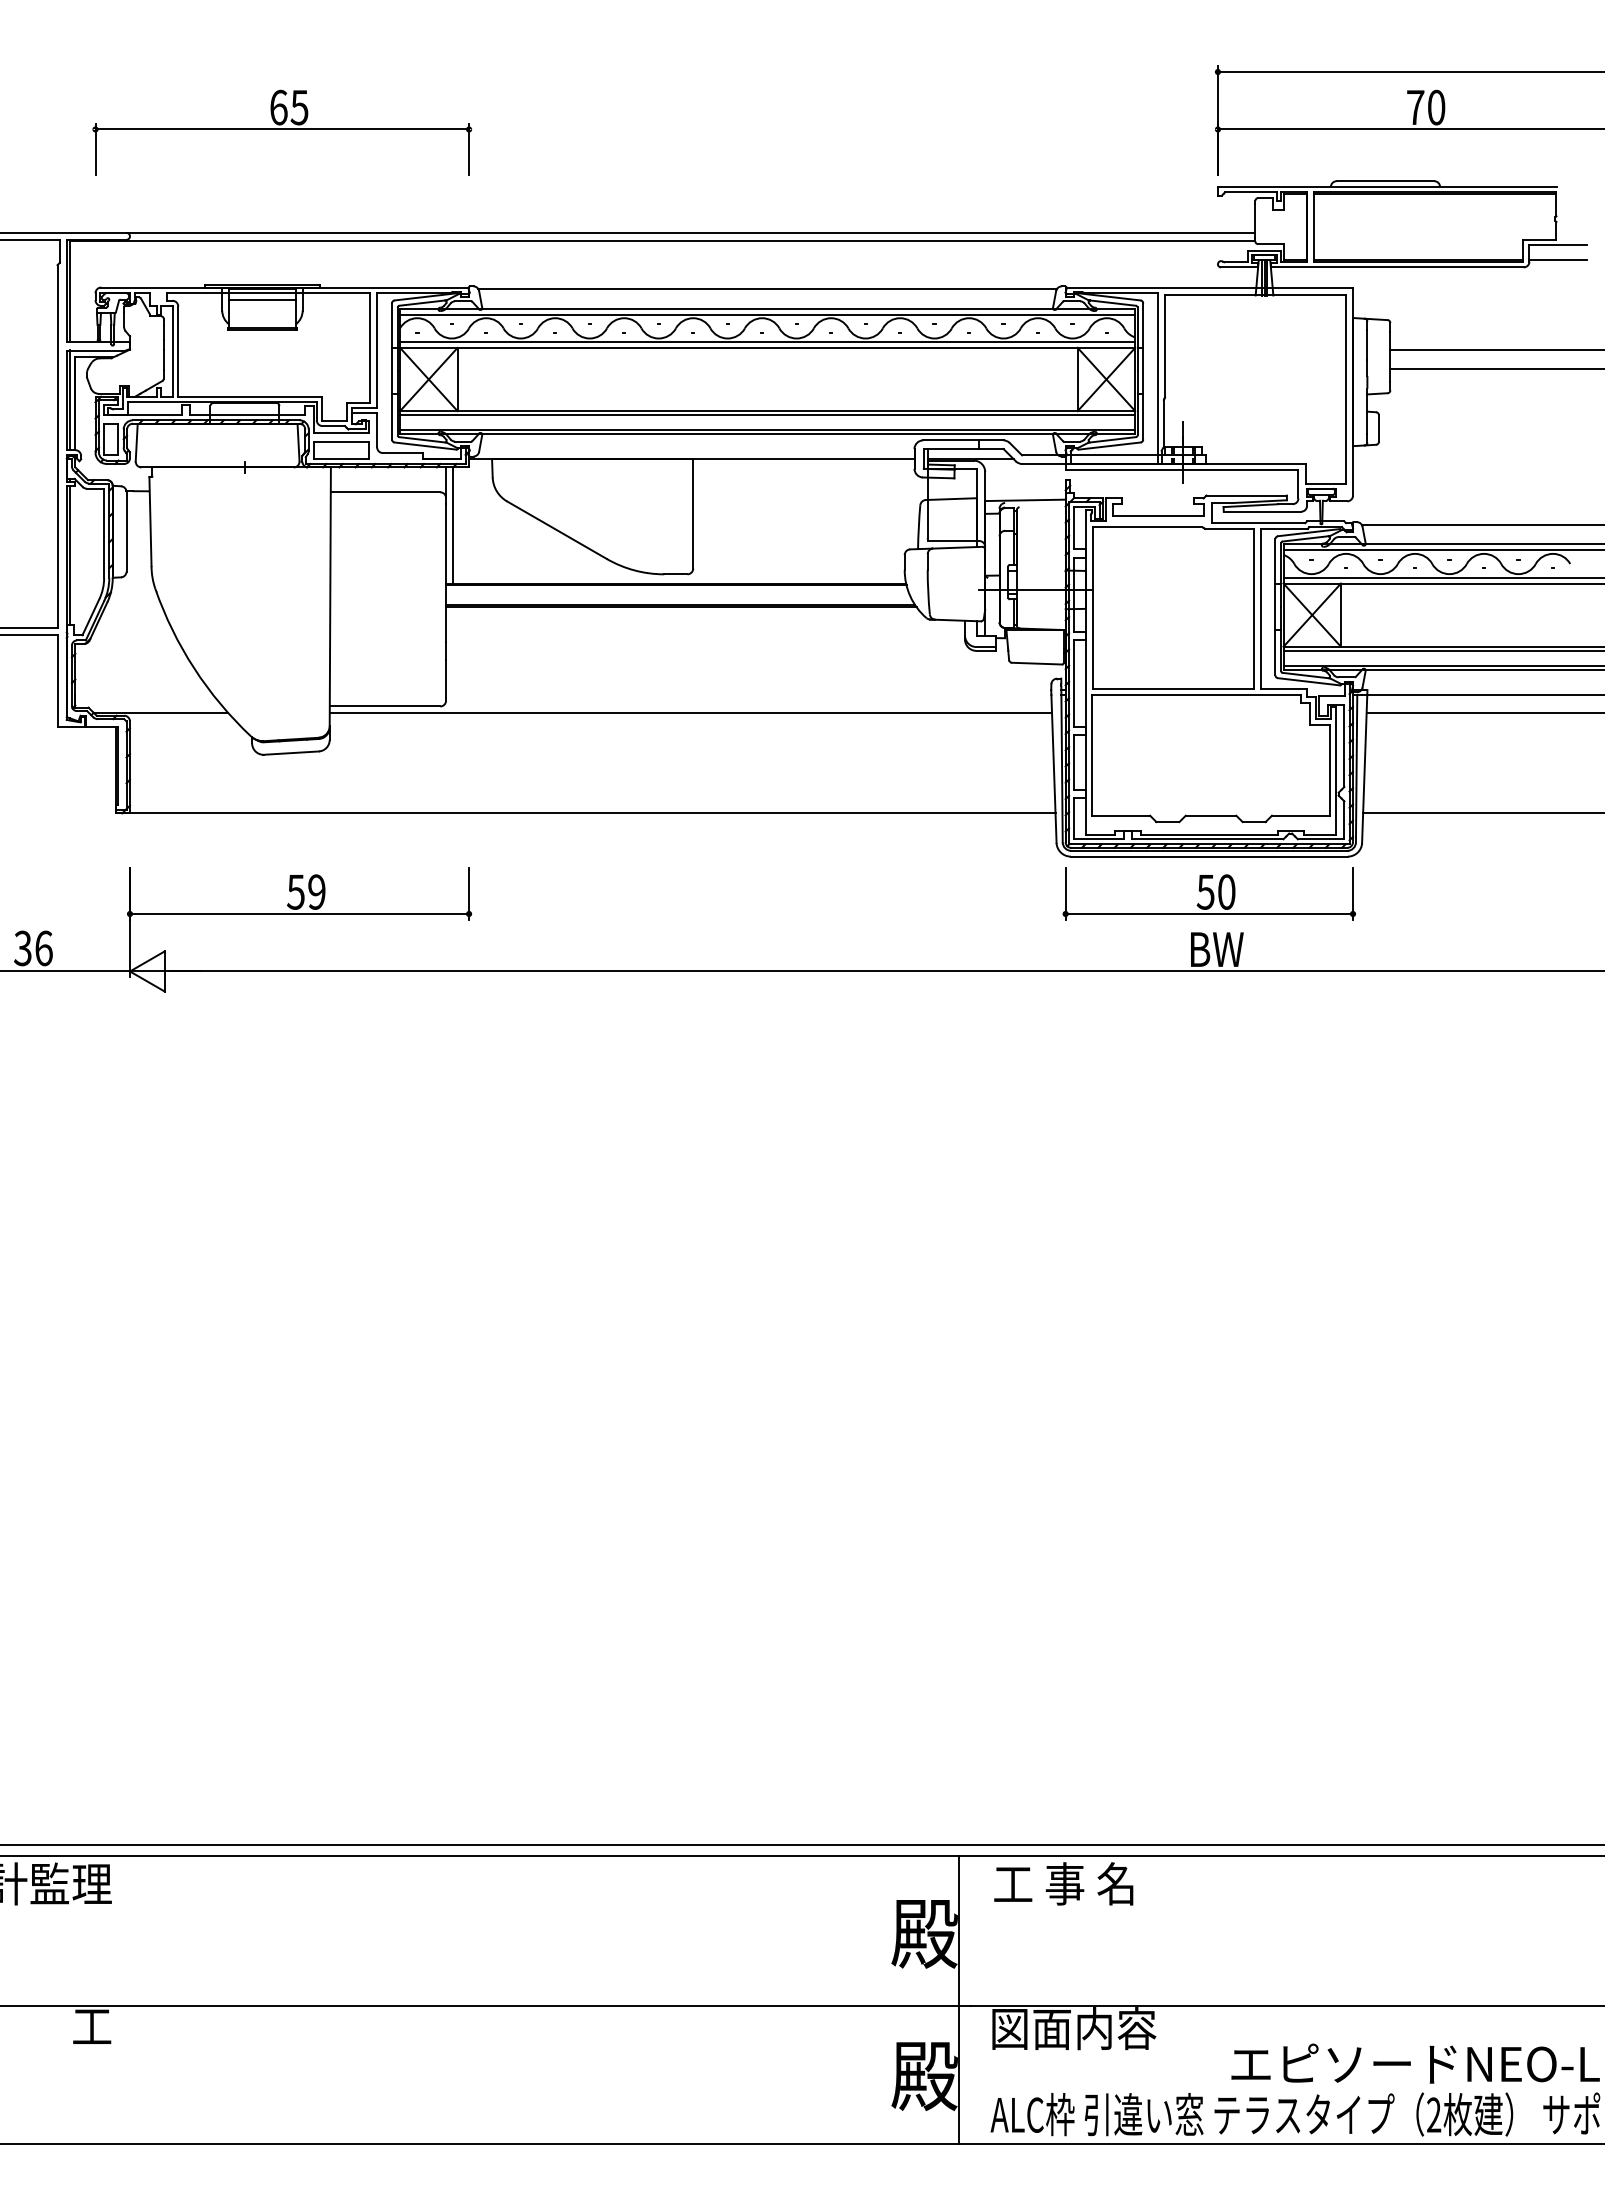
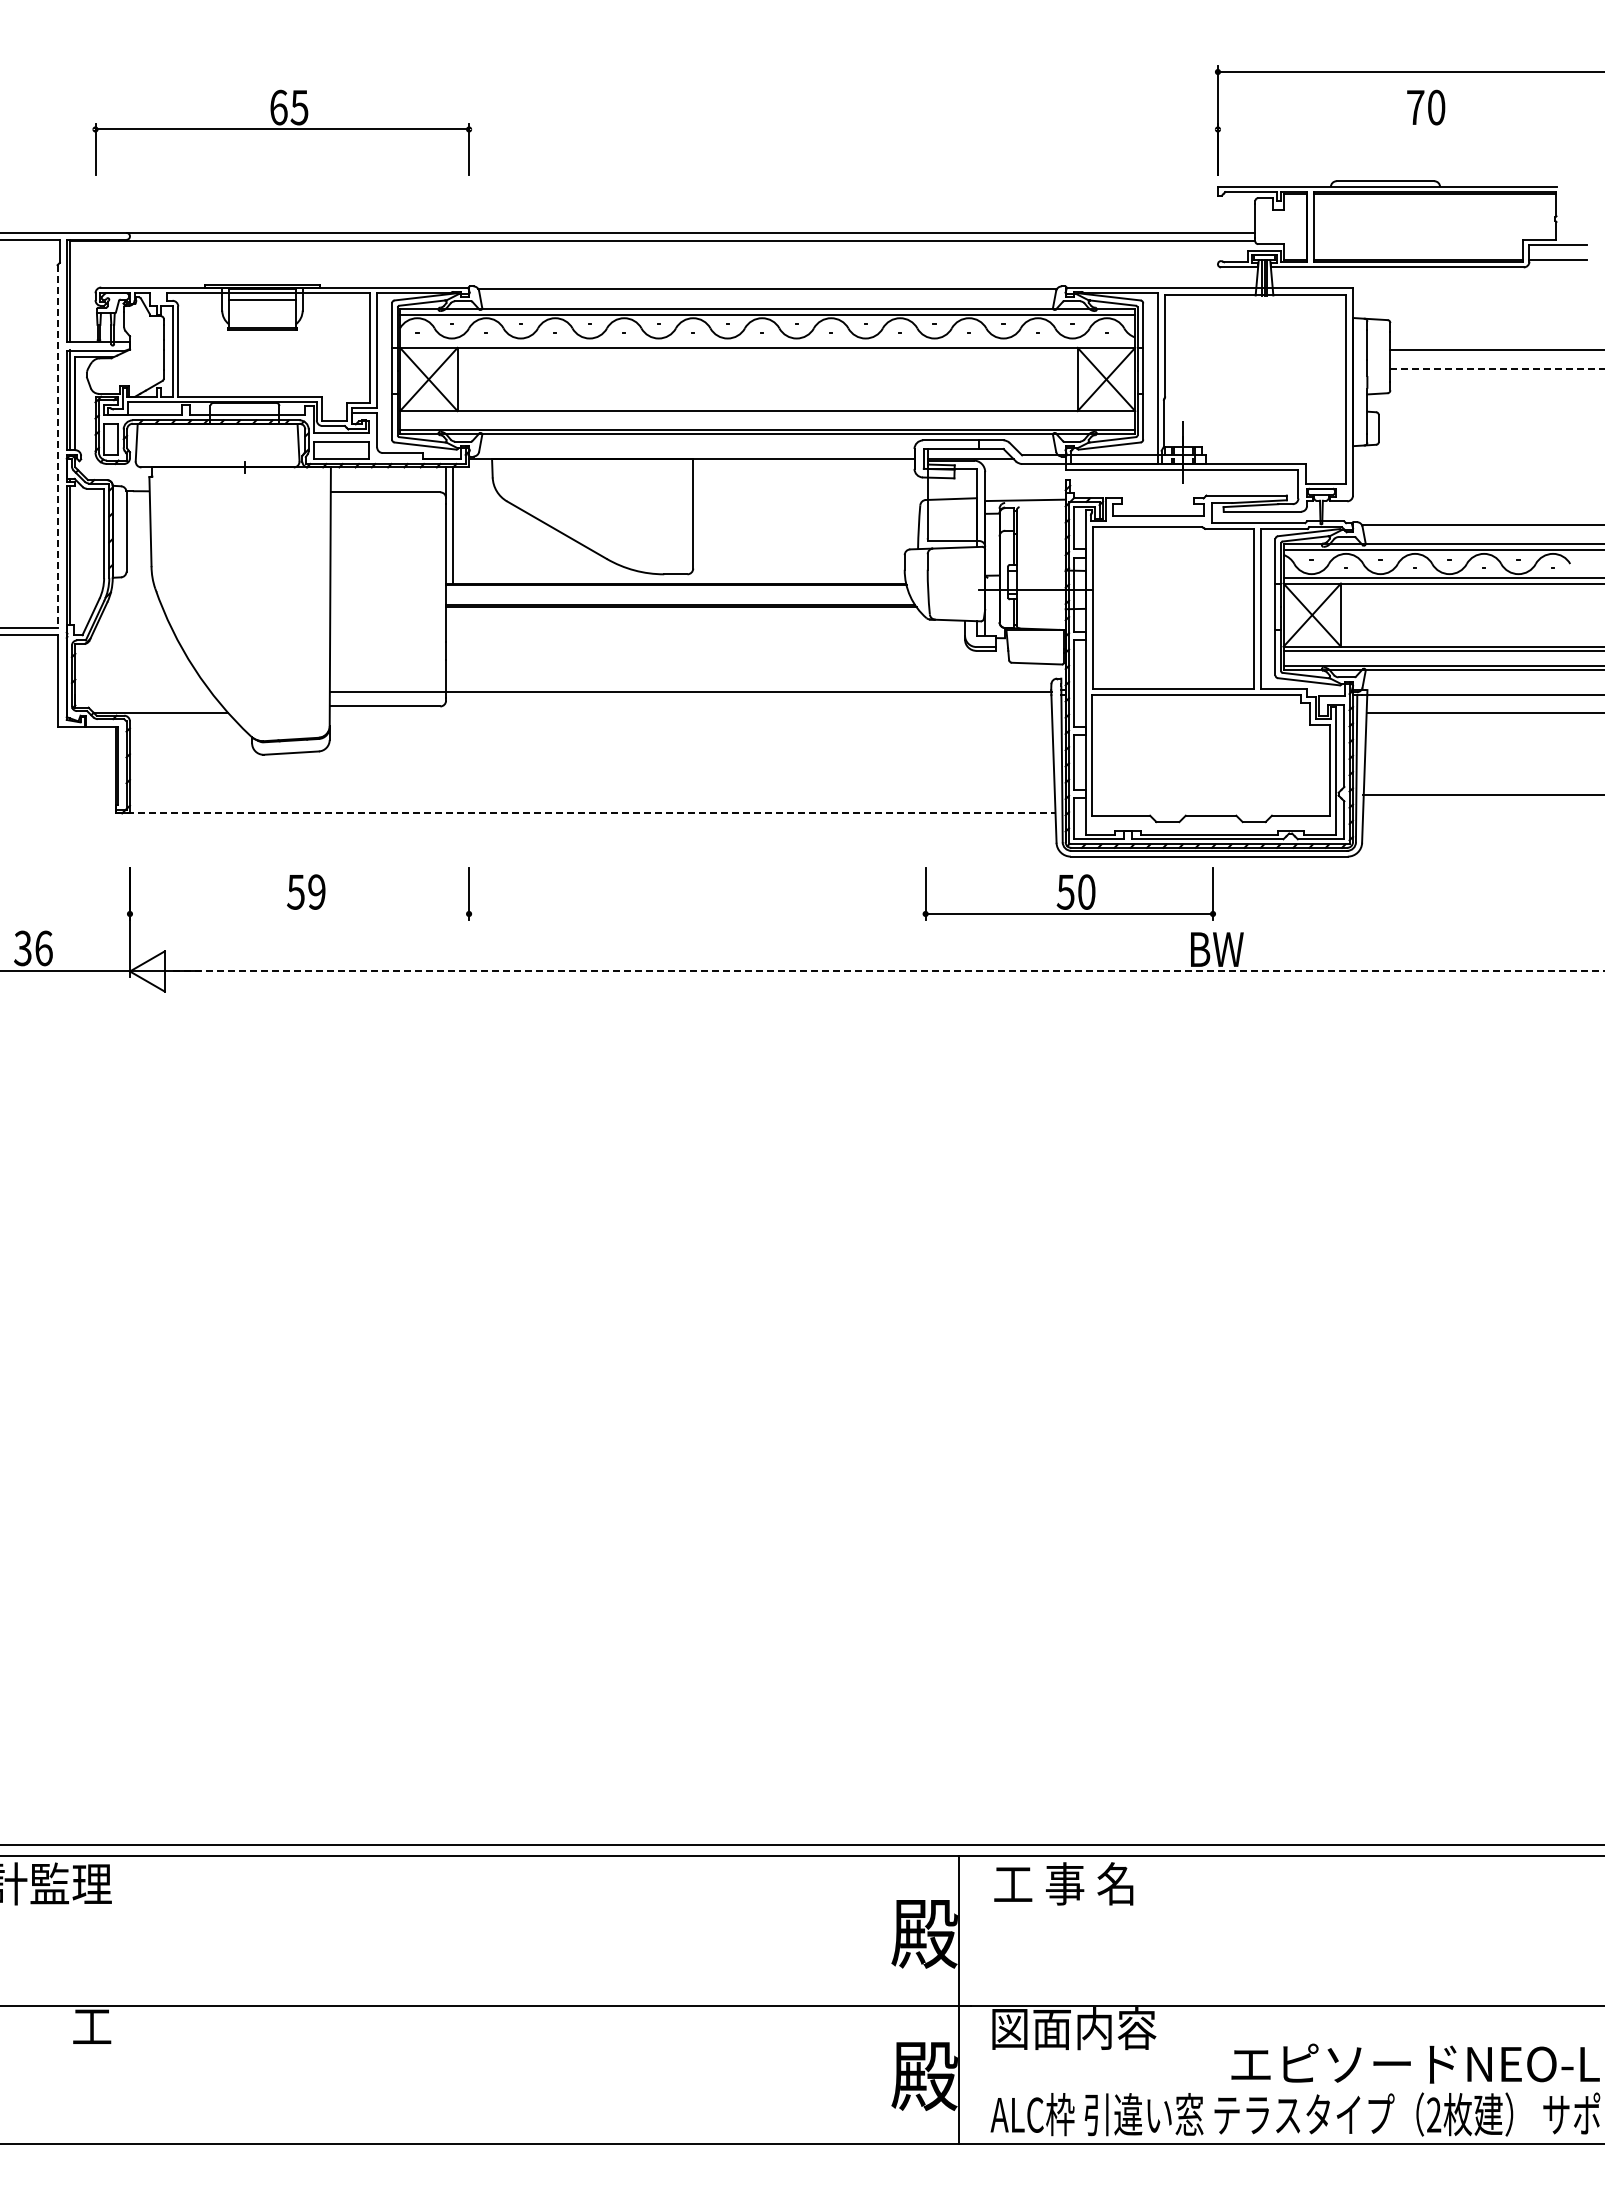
line: present -> none (1409, 129)
line: present -> none (767, 342)
line: solid -> dashed (1497, 369)
line: present -> none (767, 415)
line: solid -> dashed (57, 446)
line position: (690, 712) -> (690, 691) (690, 691)
line: solid -> dashed (585, 813)
line position: (1482, 813) -> (1482, 795) (1482, 795)
part position: (1208, 893) -> (1068, 893) (1068, 893)
line: present -> none (299, 914)
line: solid -> dashed (886, 971)
